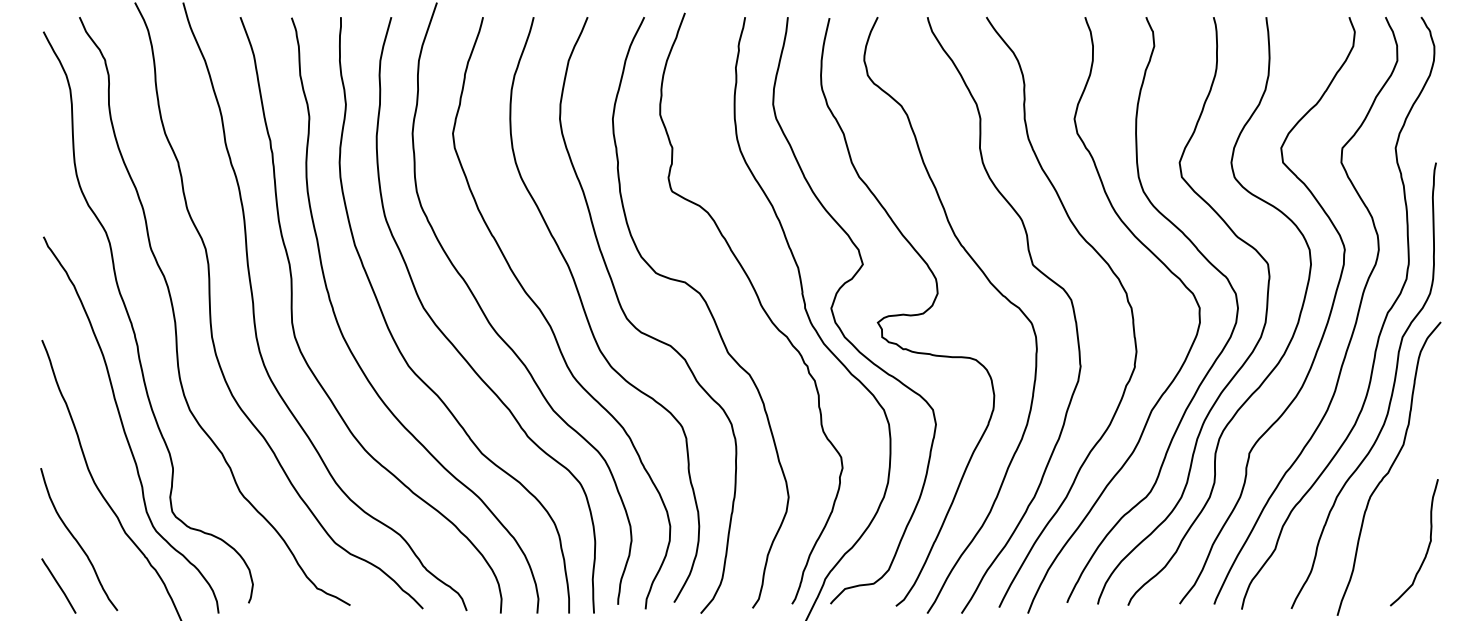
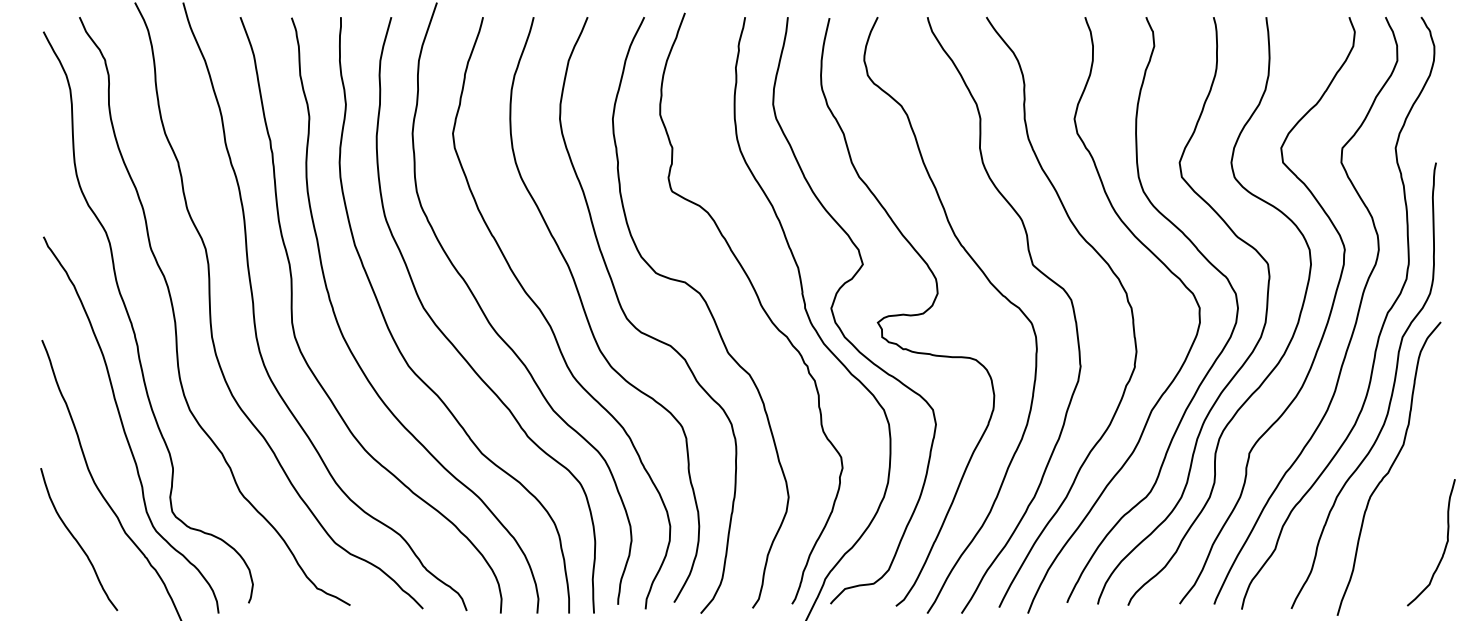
curve position: (1427, 547) -> (1444, 547) (1444, 547)
line: present -> none (58, 585)
